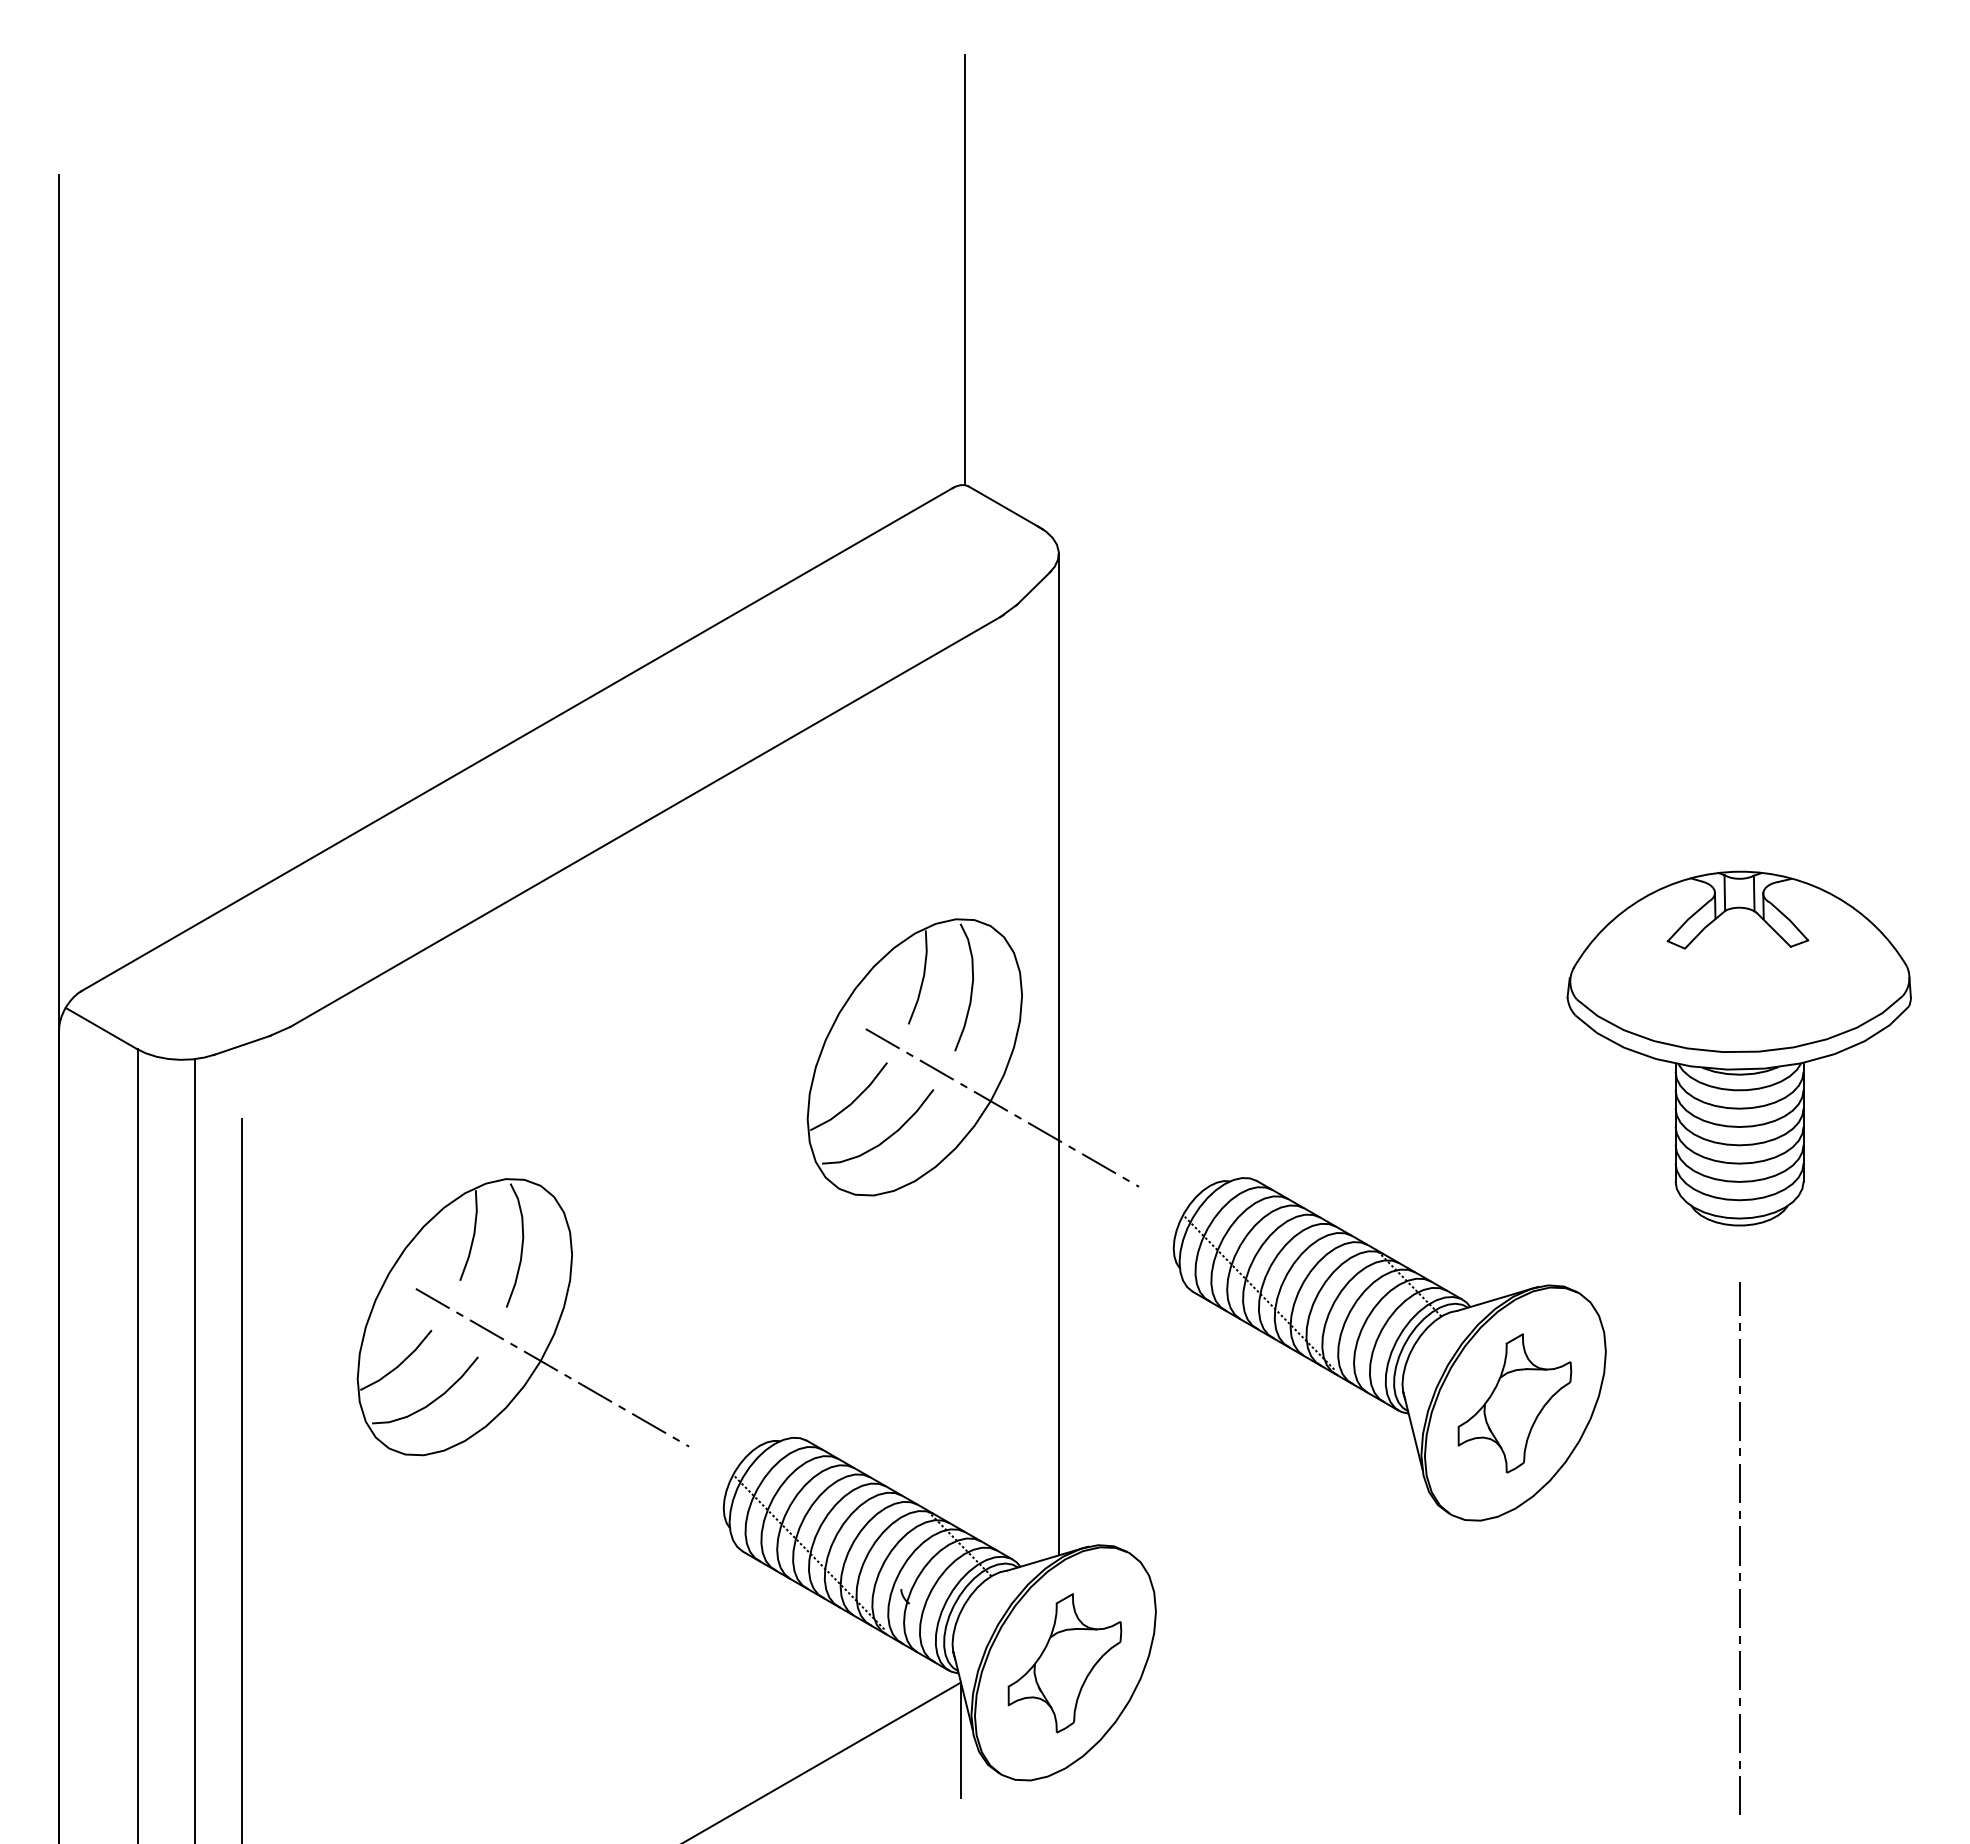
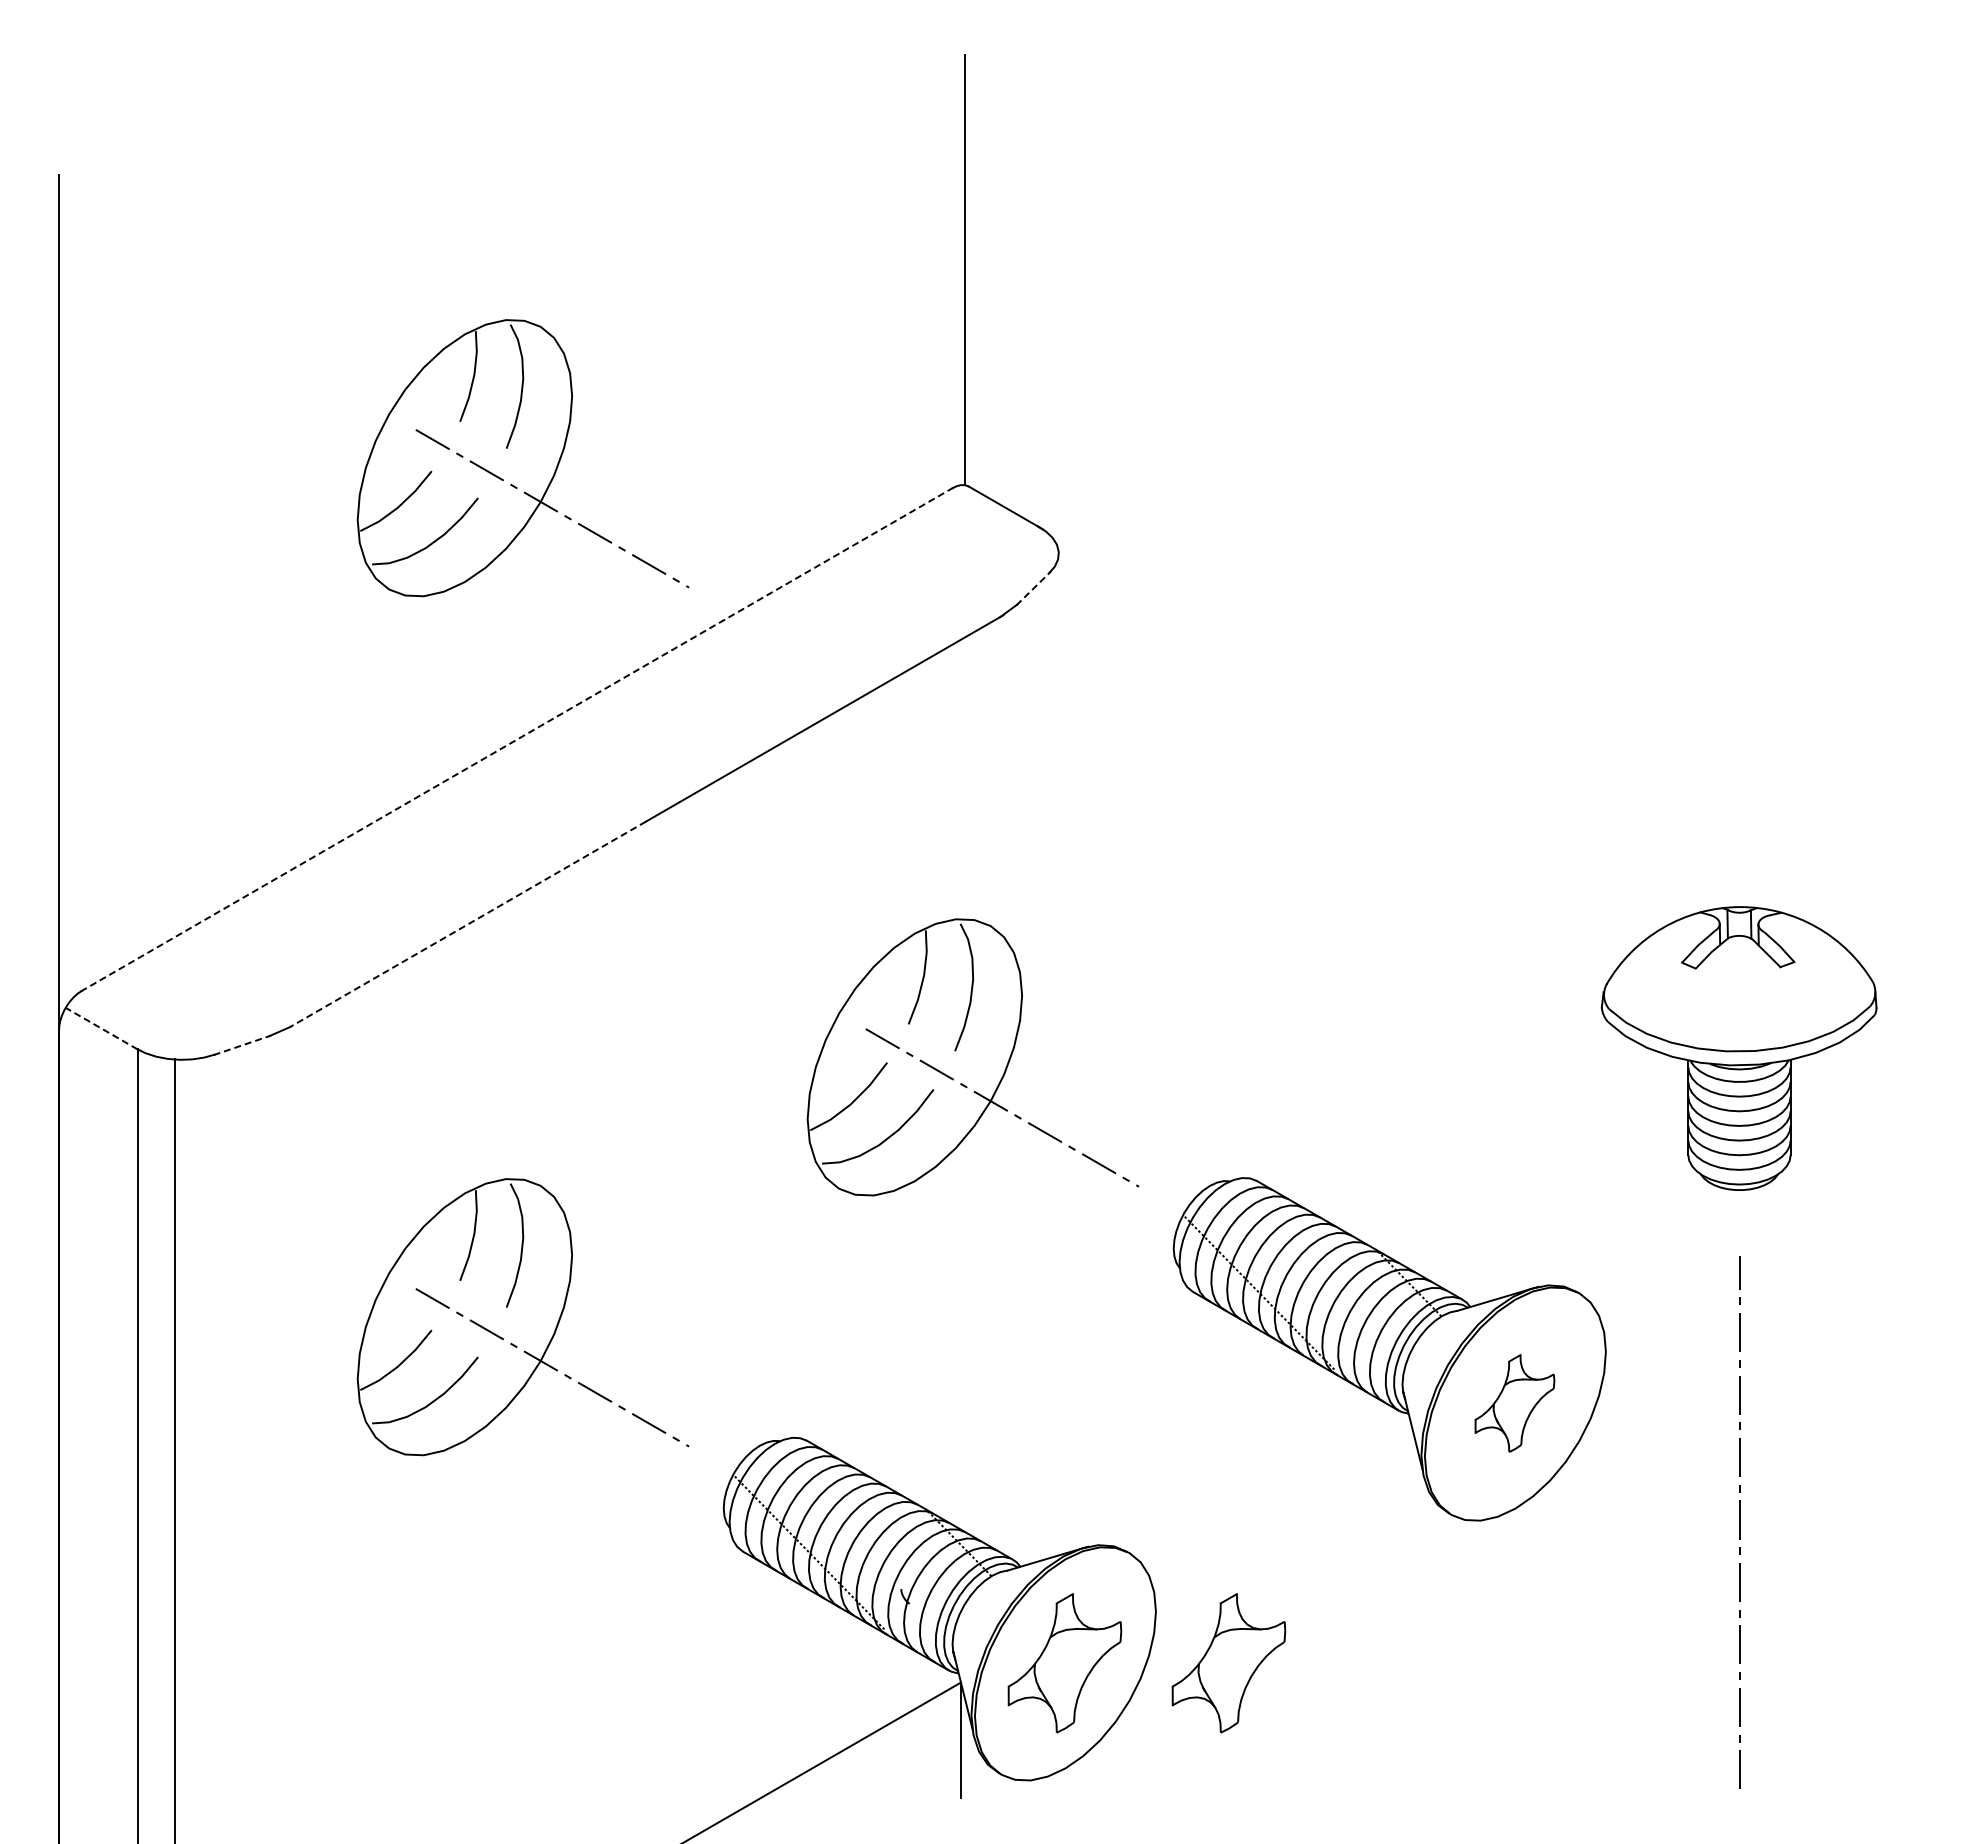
part: none -> present (522, 458)
line: solid -> dashed (1034, 588)
line: solid -> dashed (517, 739)
line: solid -> dashed (467, 924)
line: solid -> dashed (101, 1028)
line: solid -> dashed (242, 1045)
part size: 346x357 px -> 278x285 px (1738, 1048)
line: present -> none (1058, 1054)
part size: 116x141 px -> 82x99 px (1514, 1403)
line position: (194, 1449) -> (174, 1449) (174, 1449)
line: present -> none (242, 1479)
line position: (1739, 1548) -> (1739, 1522) (1739, 1522)
part: none -> present (1228, 1663)
